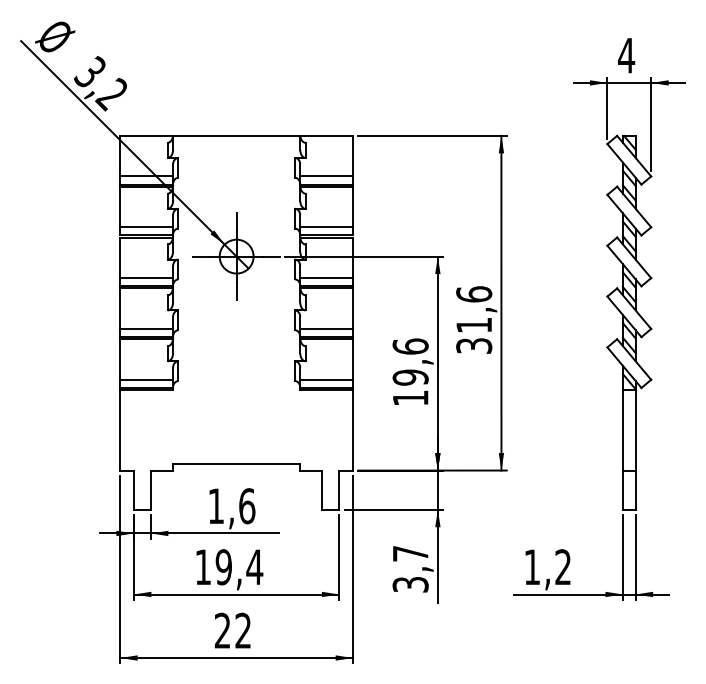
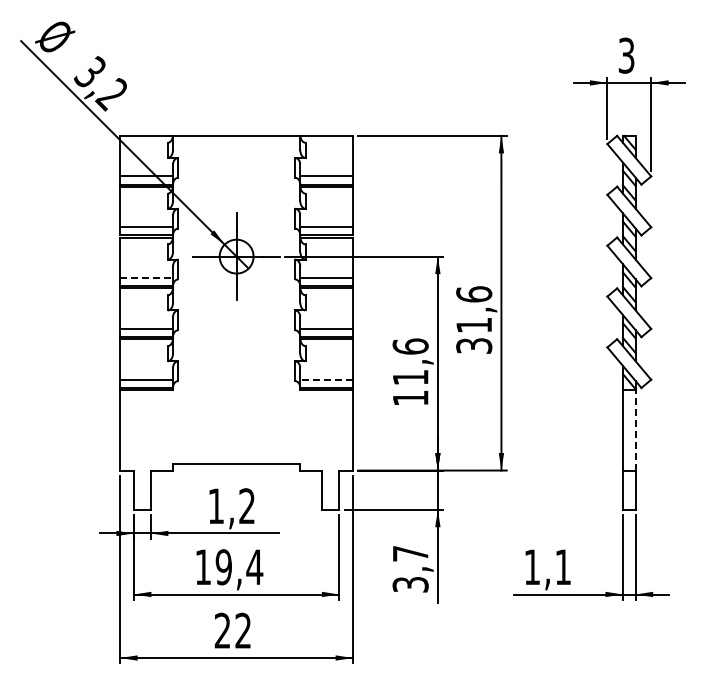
text: 4 -> 3 (626, 55)
line: solid -> dashed (147, 278)
text: 19,6 -> 11,6 (410, 377)
line: solid -> dashed (326, 379)
line: solid -> dashed (635, 429)
text: 1,6 -> 1,2 (247, 506)
text: 1,2 -> 1,1 (562, 566)
